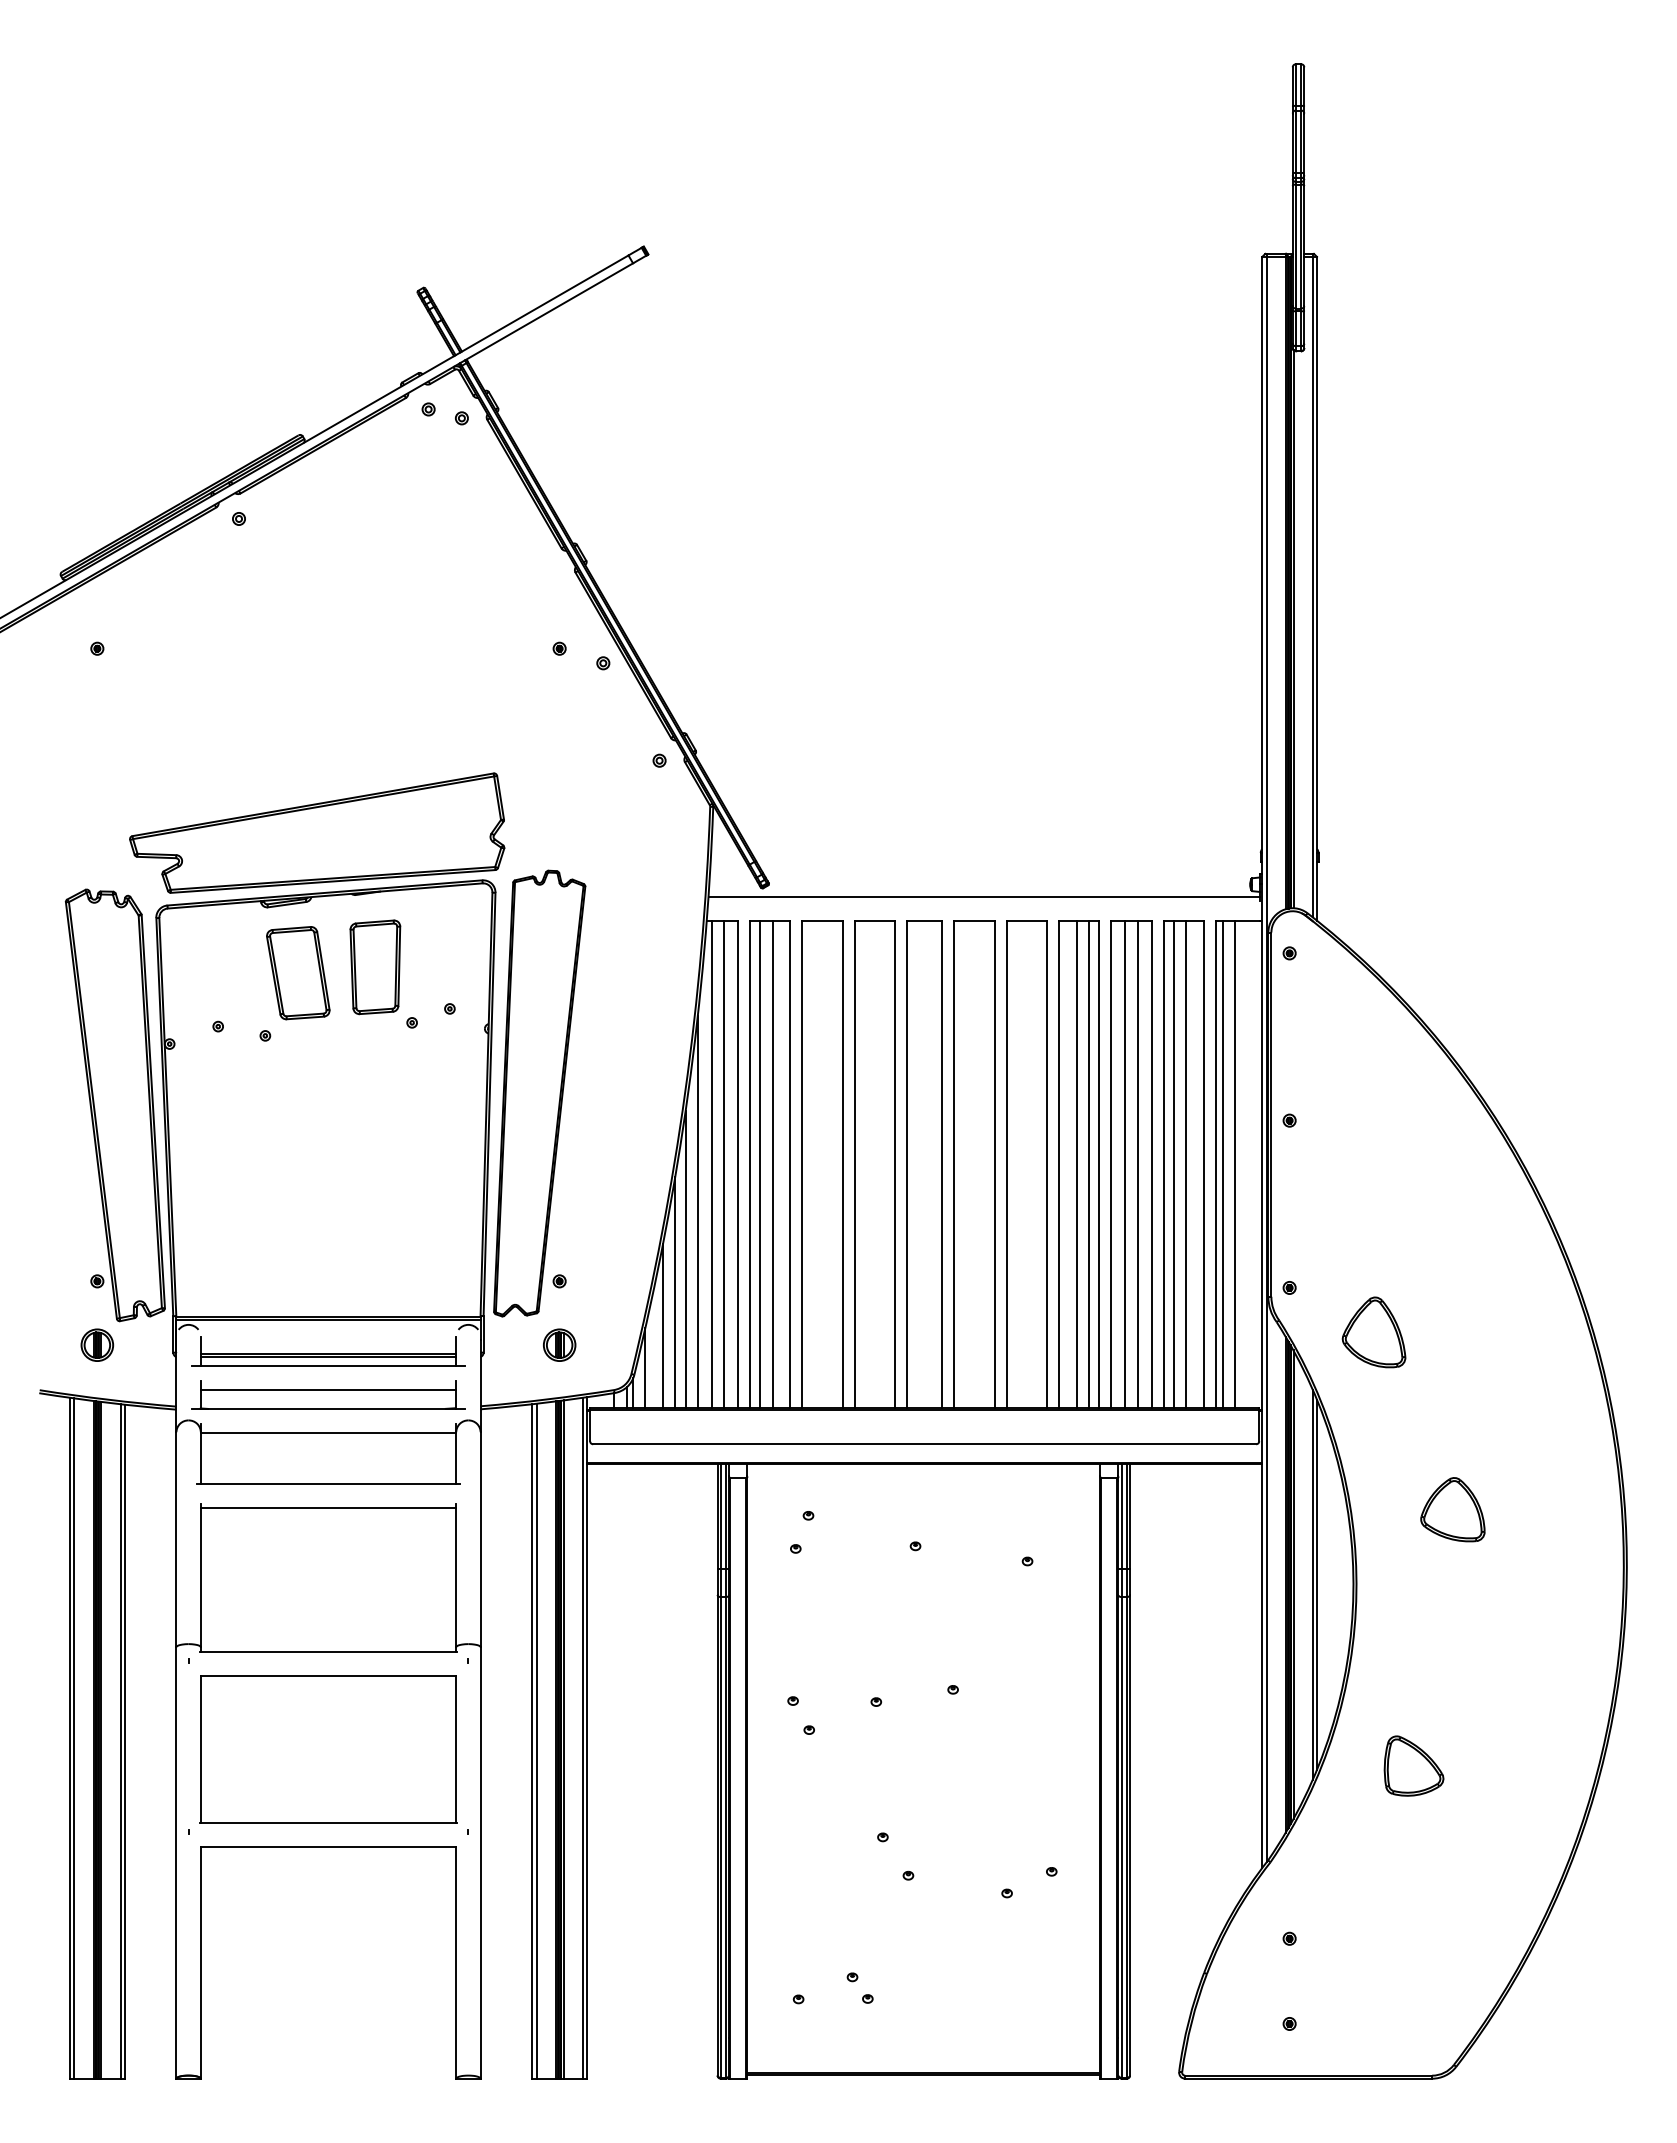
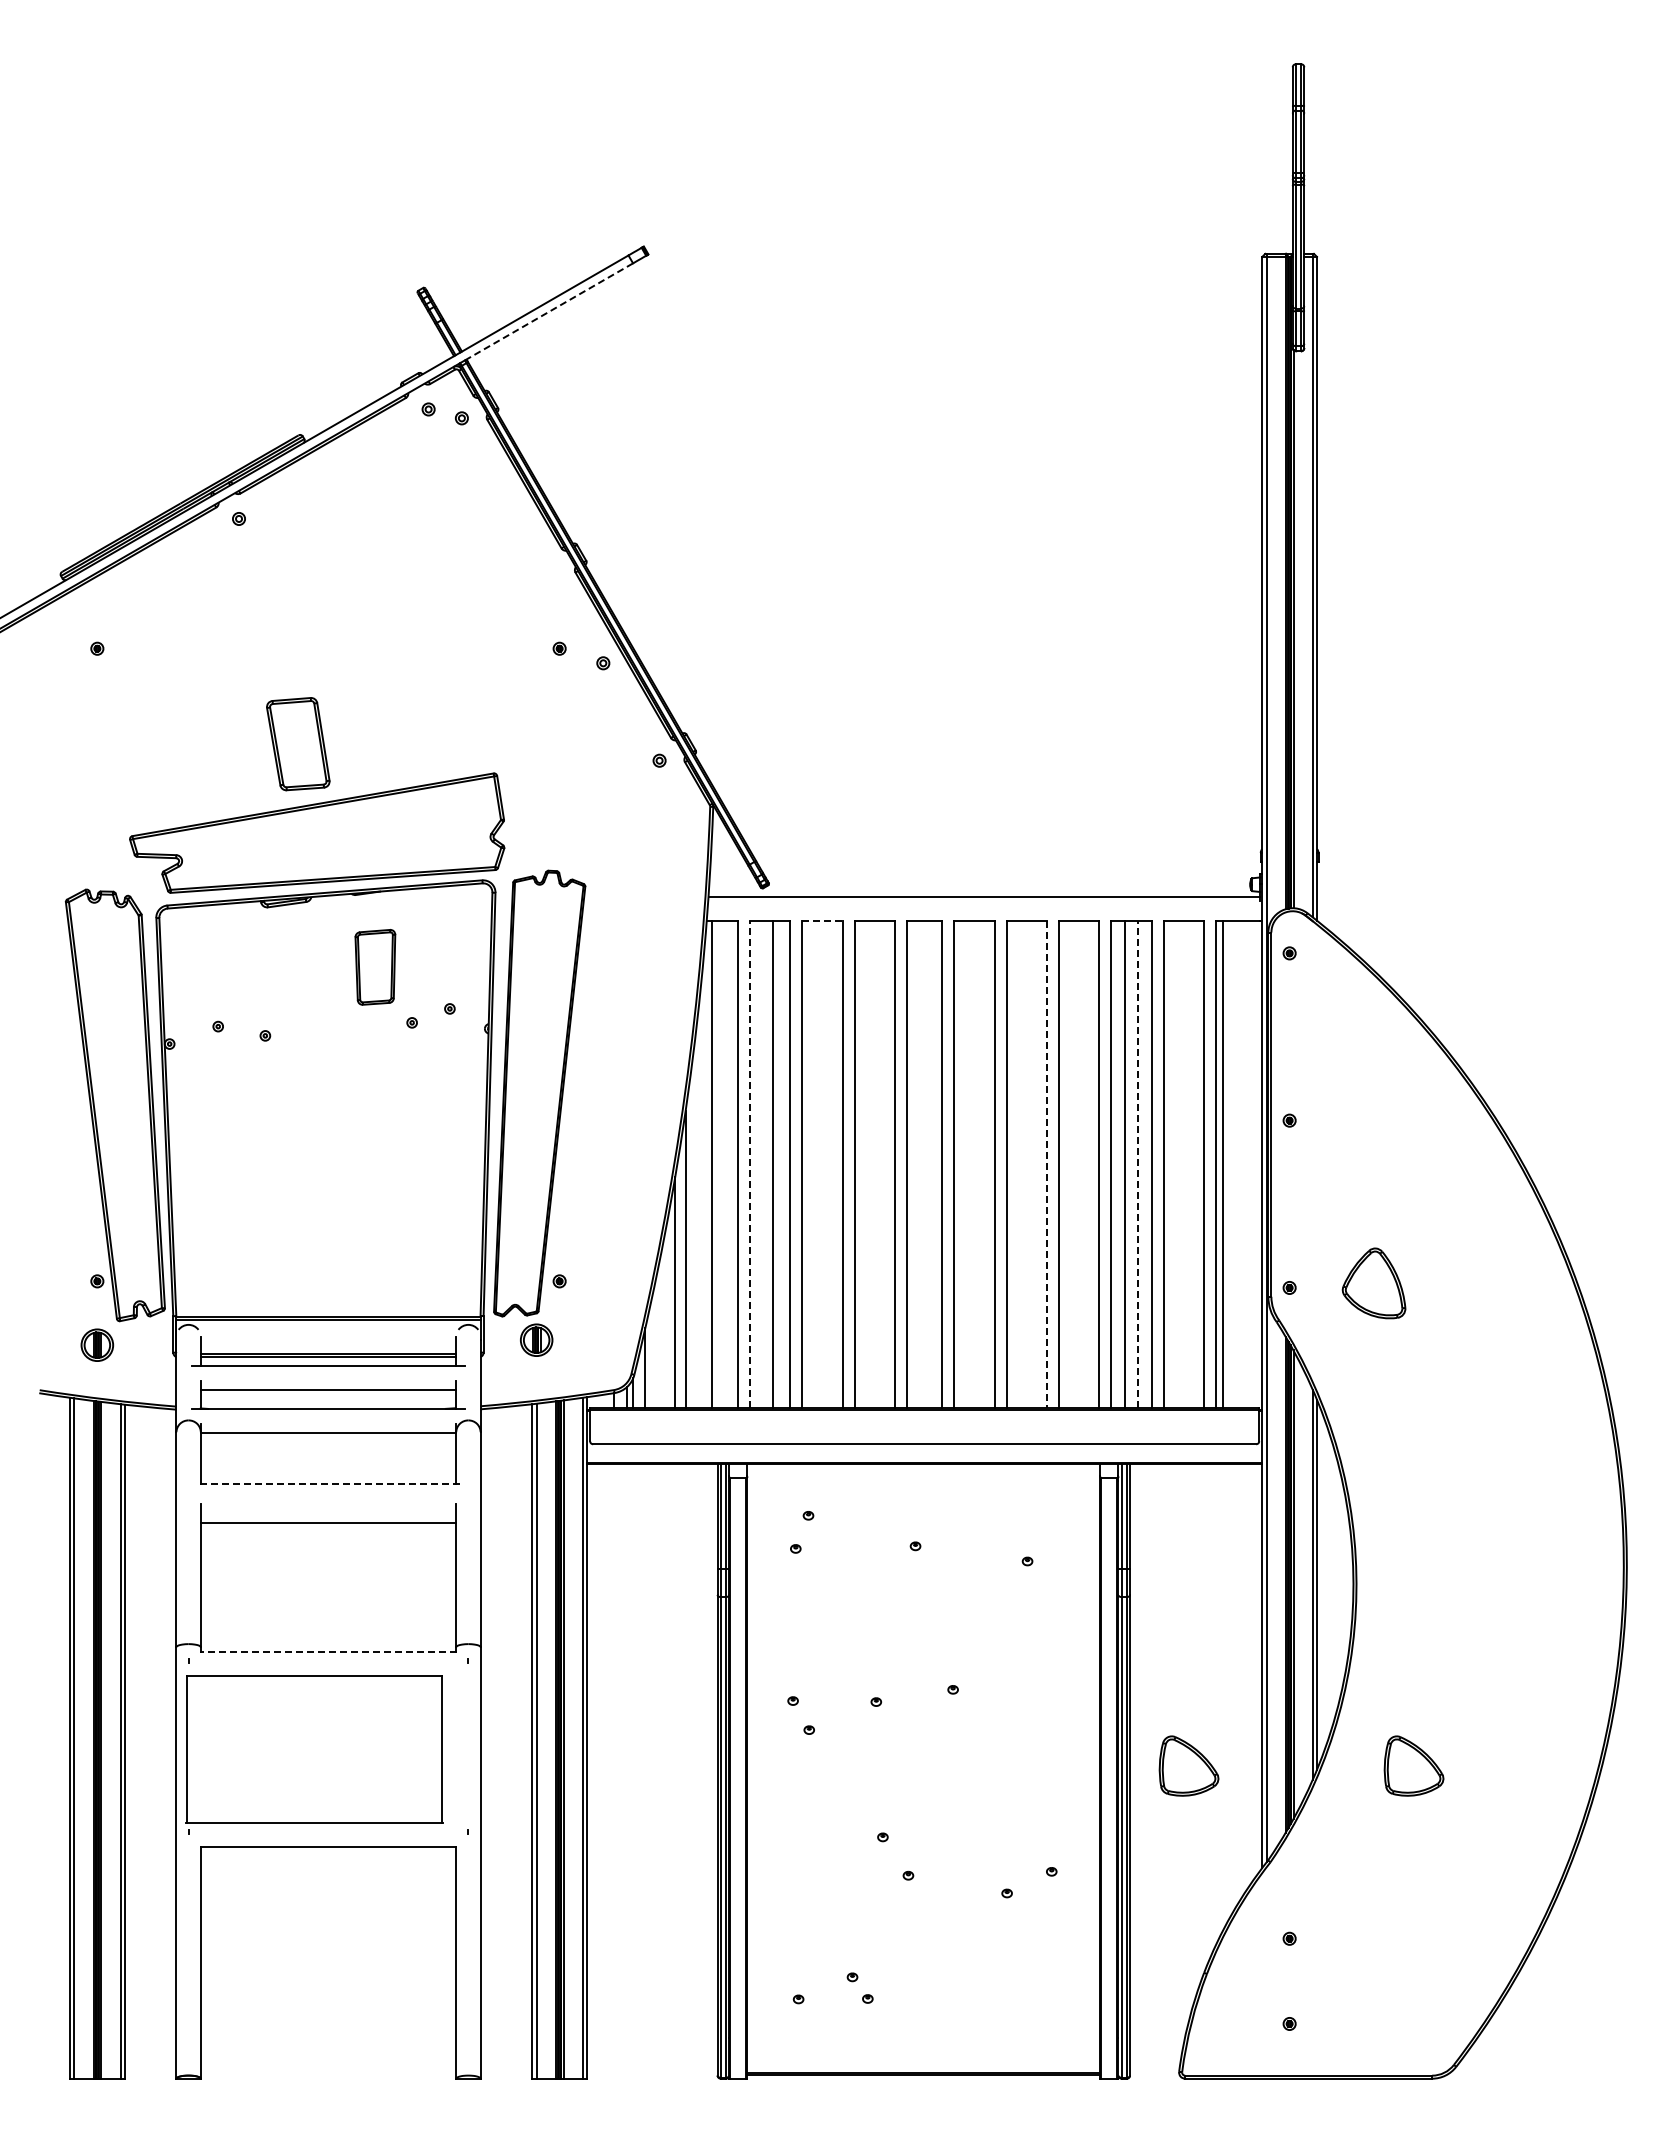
line: solid -> dashed (549, 311)
line: solid -> dashed (822, 921)
part size: 53x97 px -> 43x77 px (375, 967)
part position: (298, 973) -> (298, 744) (298, 744)
line: solid -> dashed (750, 1163)
line: solid -> dashed (1137, 1163)
line: present -> none (723, 1164)
line: present -> none (760, 1164)
line: solid -> dashed (1046, 1164)
line: present -> none (1076, 1164)
line: present -> none (1088, 1164)
line: present -> none (1174, 1164)
line: present -> none (1186, 1164)
line: present -> none (1234, 1164)
line: present -> none (697, 1211)
line: present -> none (663, 1325)
part position: (1373, 1332) -> (1373, 1283) (1373, 1283)
part position: (559, 1344) -> (536, 1339) (536, 1339)
line: solid -> dashed (328, 1483)
line position: (328, 1508) -> (328, 1523) (328, 1523)
part: present -> none (1452, 1509)
line: solid -> dashed (328, 1652)
part position: (328, 1749) -> (314, 1749) (314, 1749)
part: none -> present (1188, 1765)
